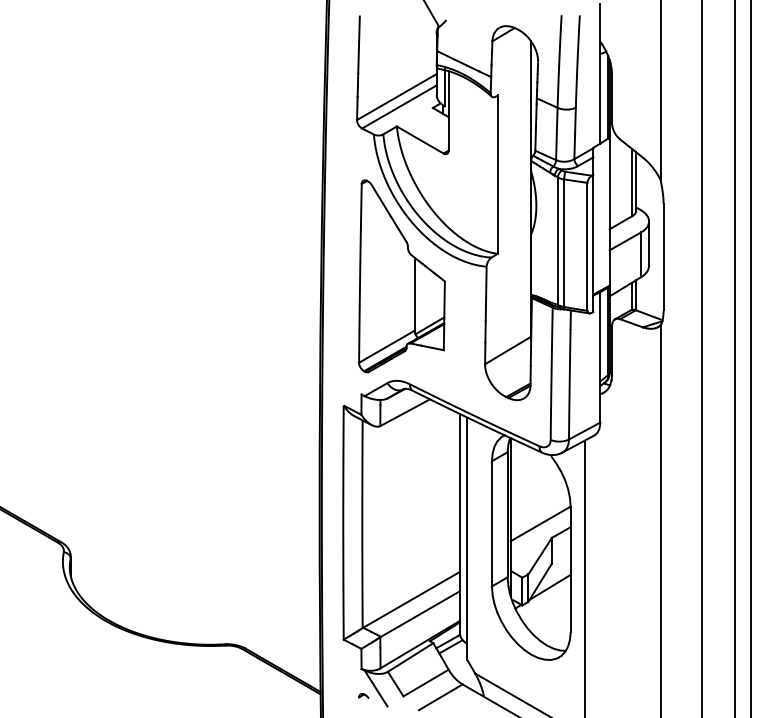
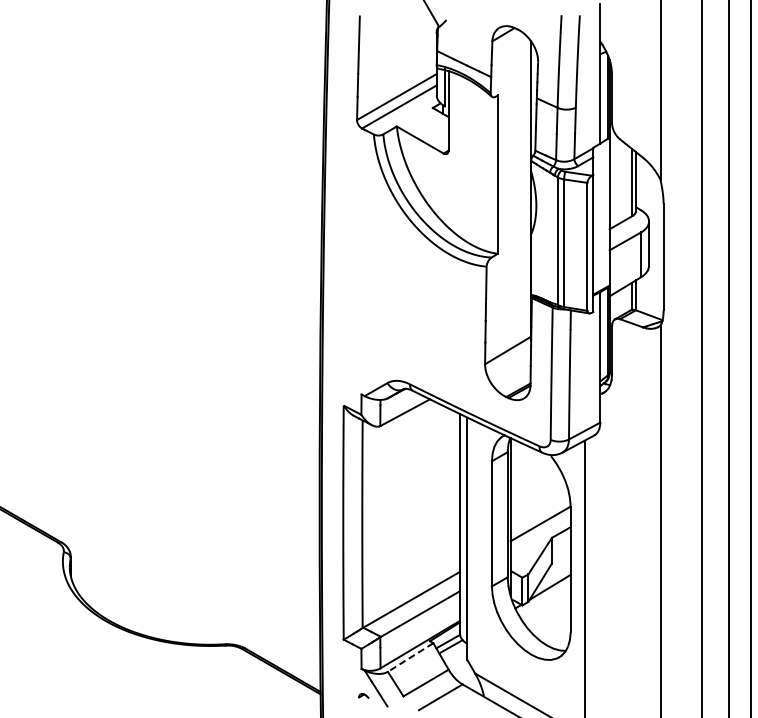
part: present -> none (401, 276)
line position: (735, 358) -> (729, 358) (729, 358)
line: solid -> dashed (410, 657)
